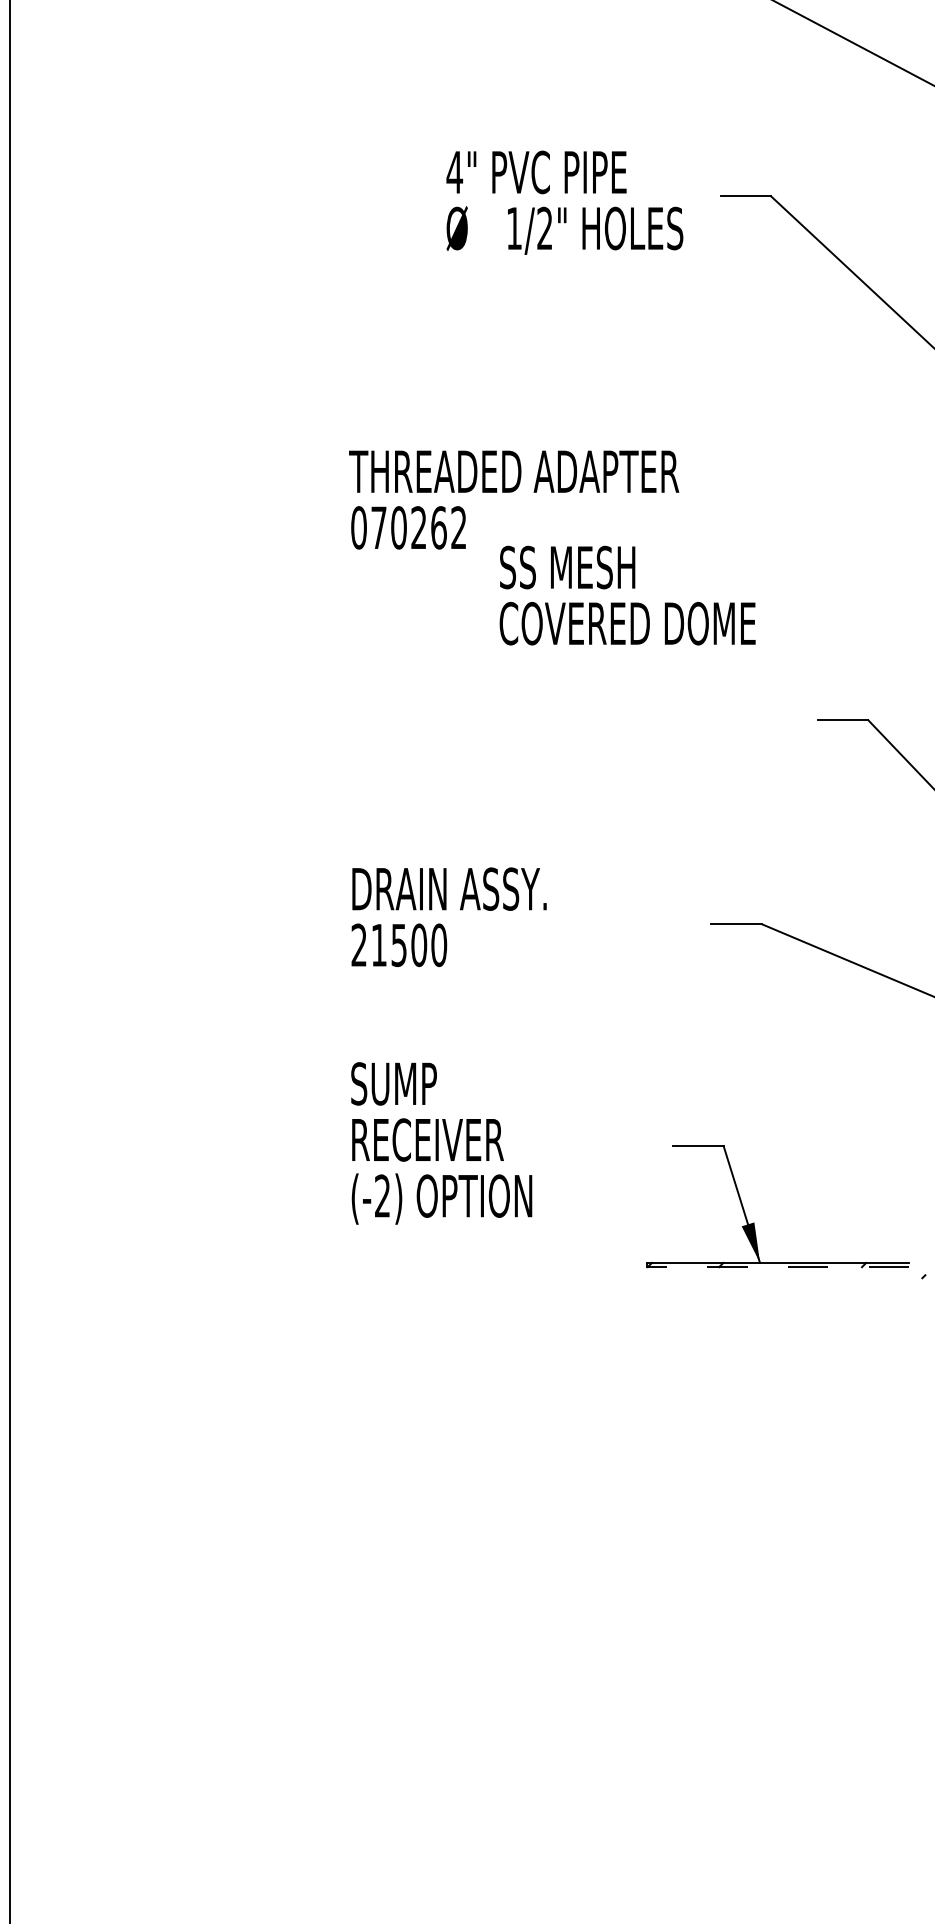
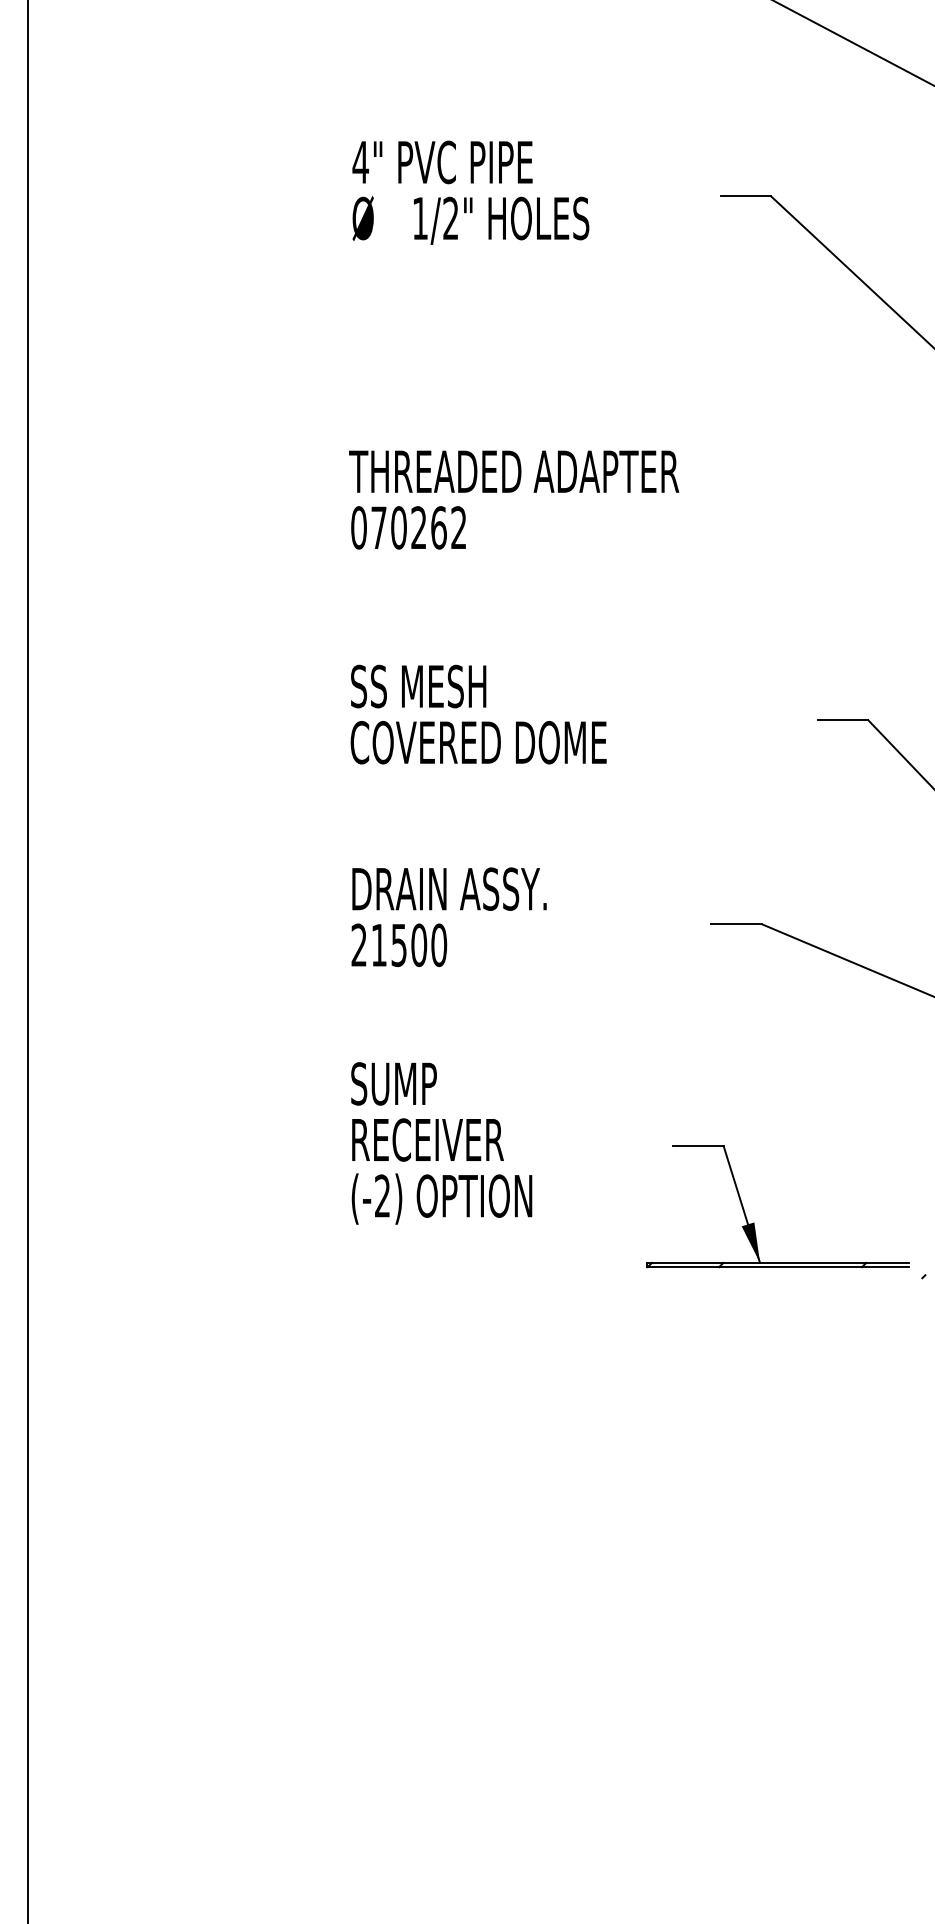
text position: (564, 202) -> (470, 192) (470, 192)
text position: (627, 595) -> (478, 714) (478, 714)
line position: (9, 961) -> (27, 961) (27, 961)
line: dashed -> solid (777, 1267)
